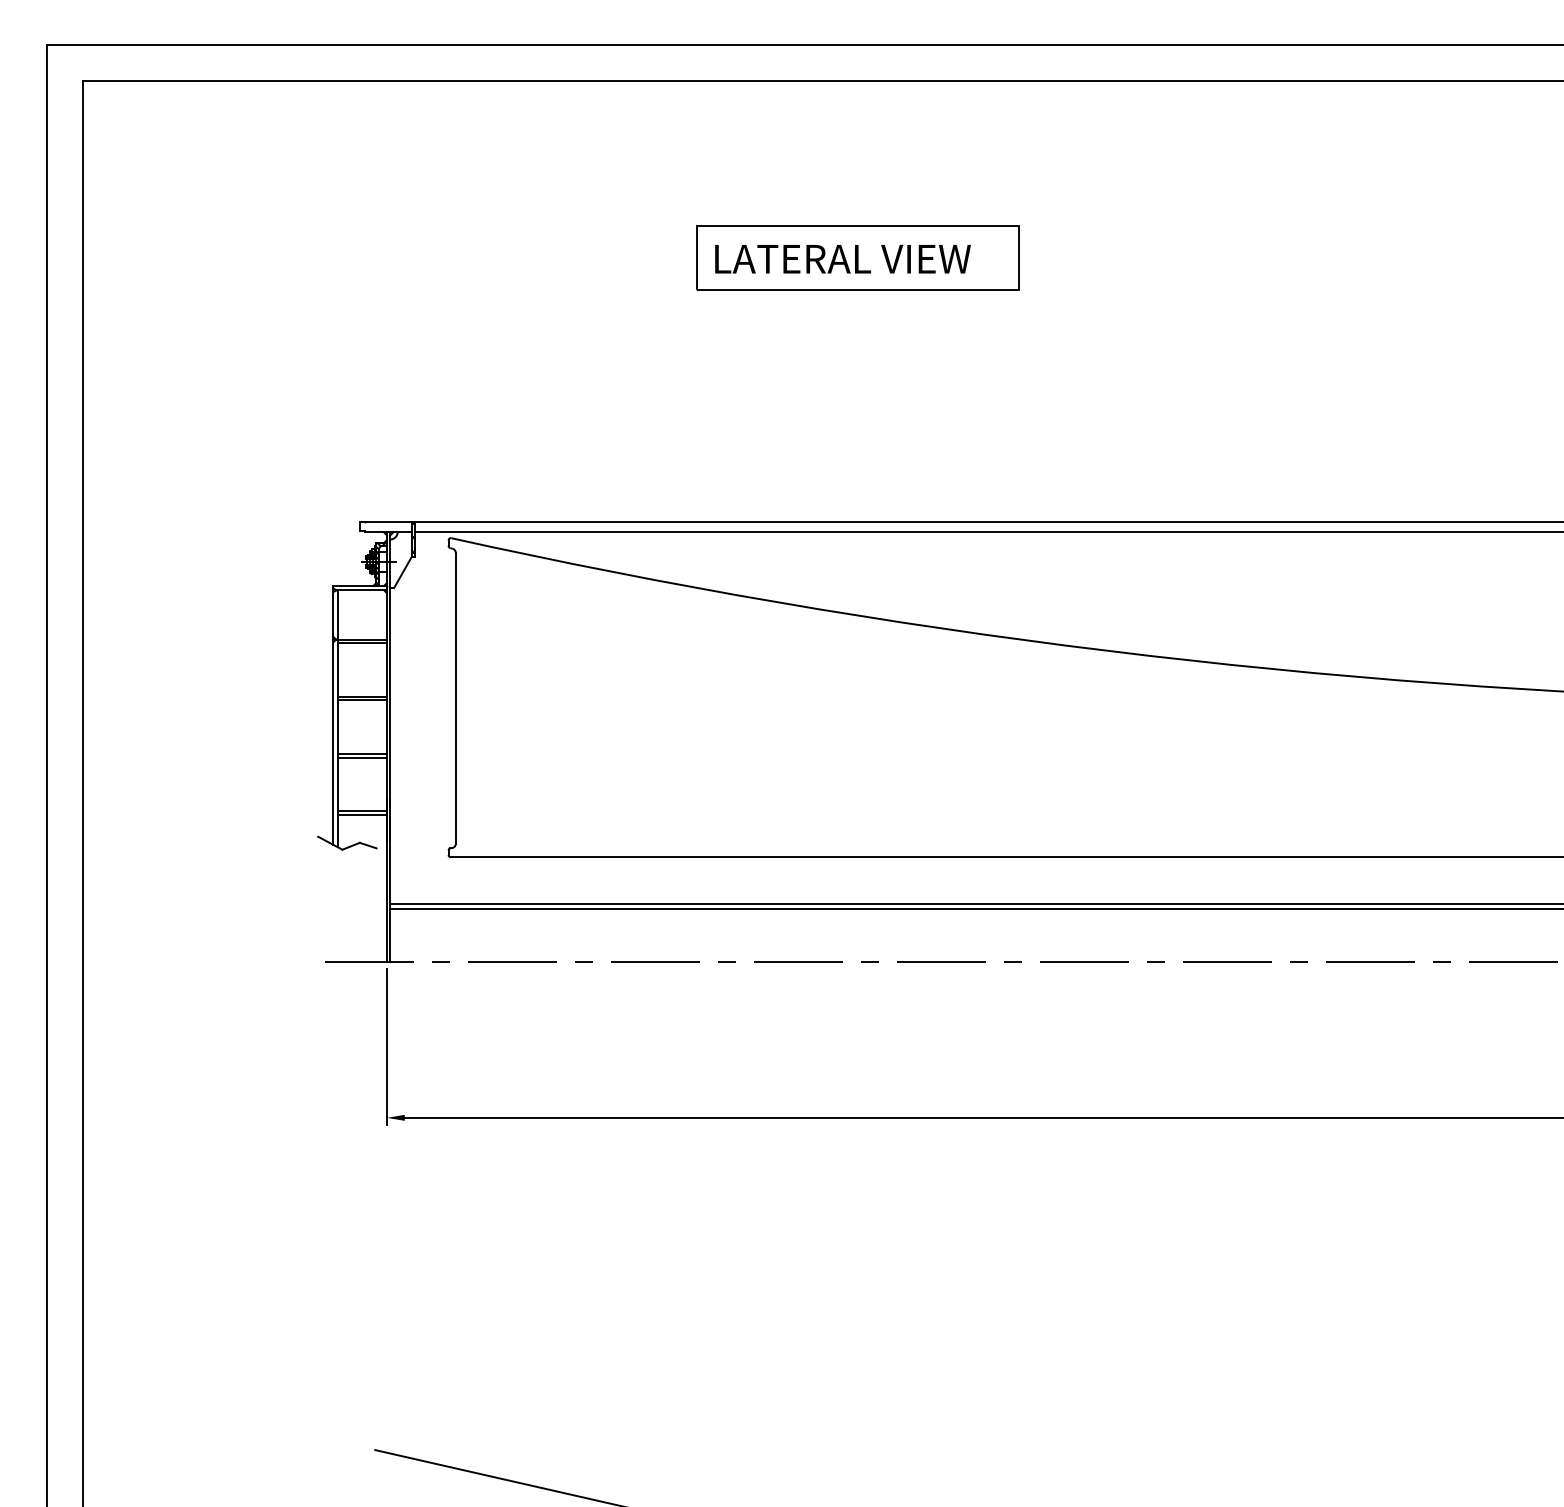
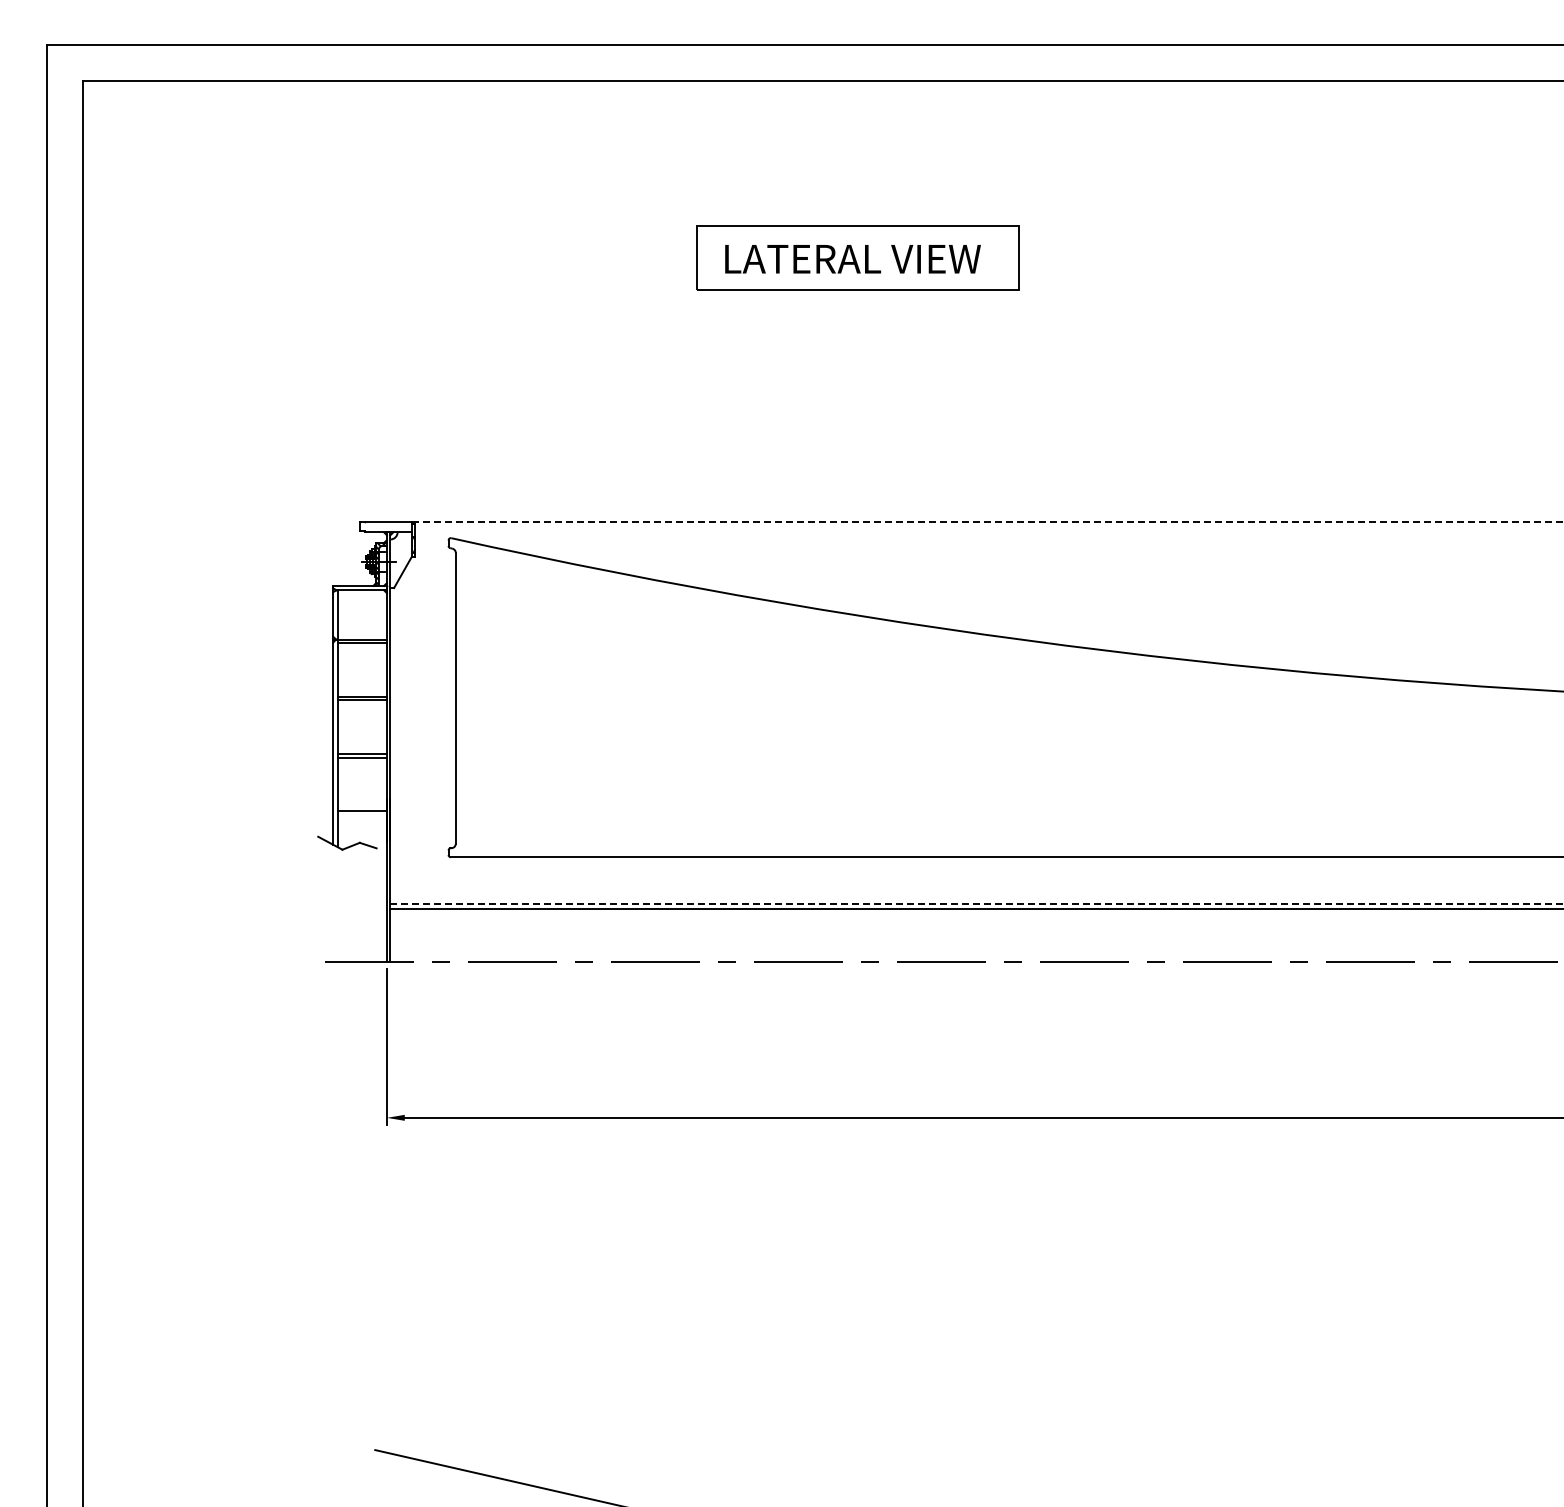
text position: (842, 259) -> (852, 259) (852, 259)
line: solid -> dashed (987, 521)
line: present -> none (987, 532)
line: present -> none (361, 814)
line: solid -> dashed (977, 904)
